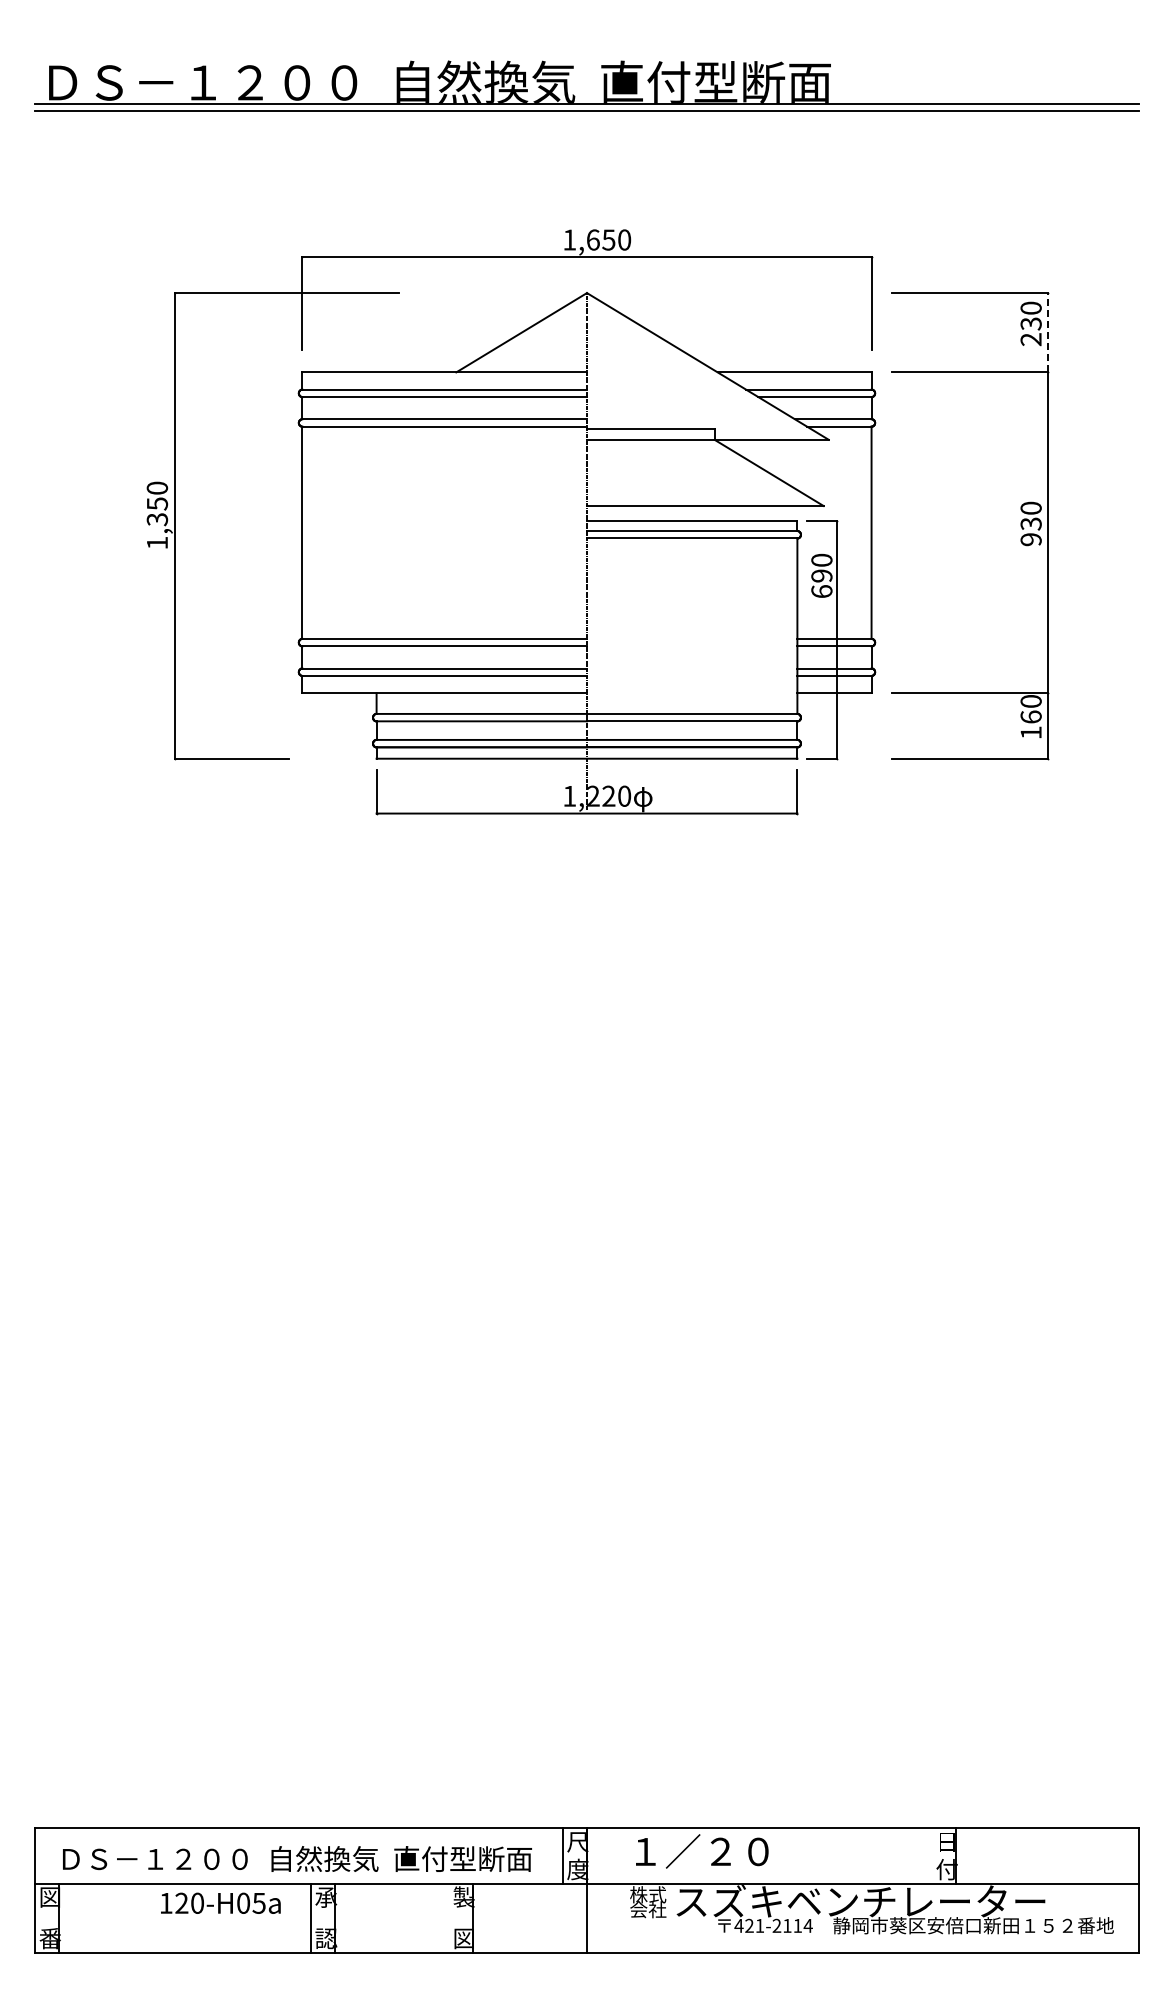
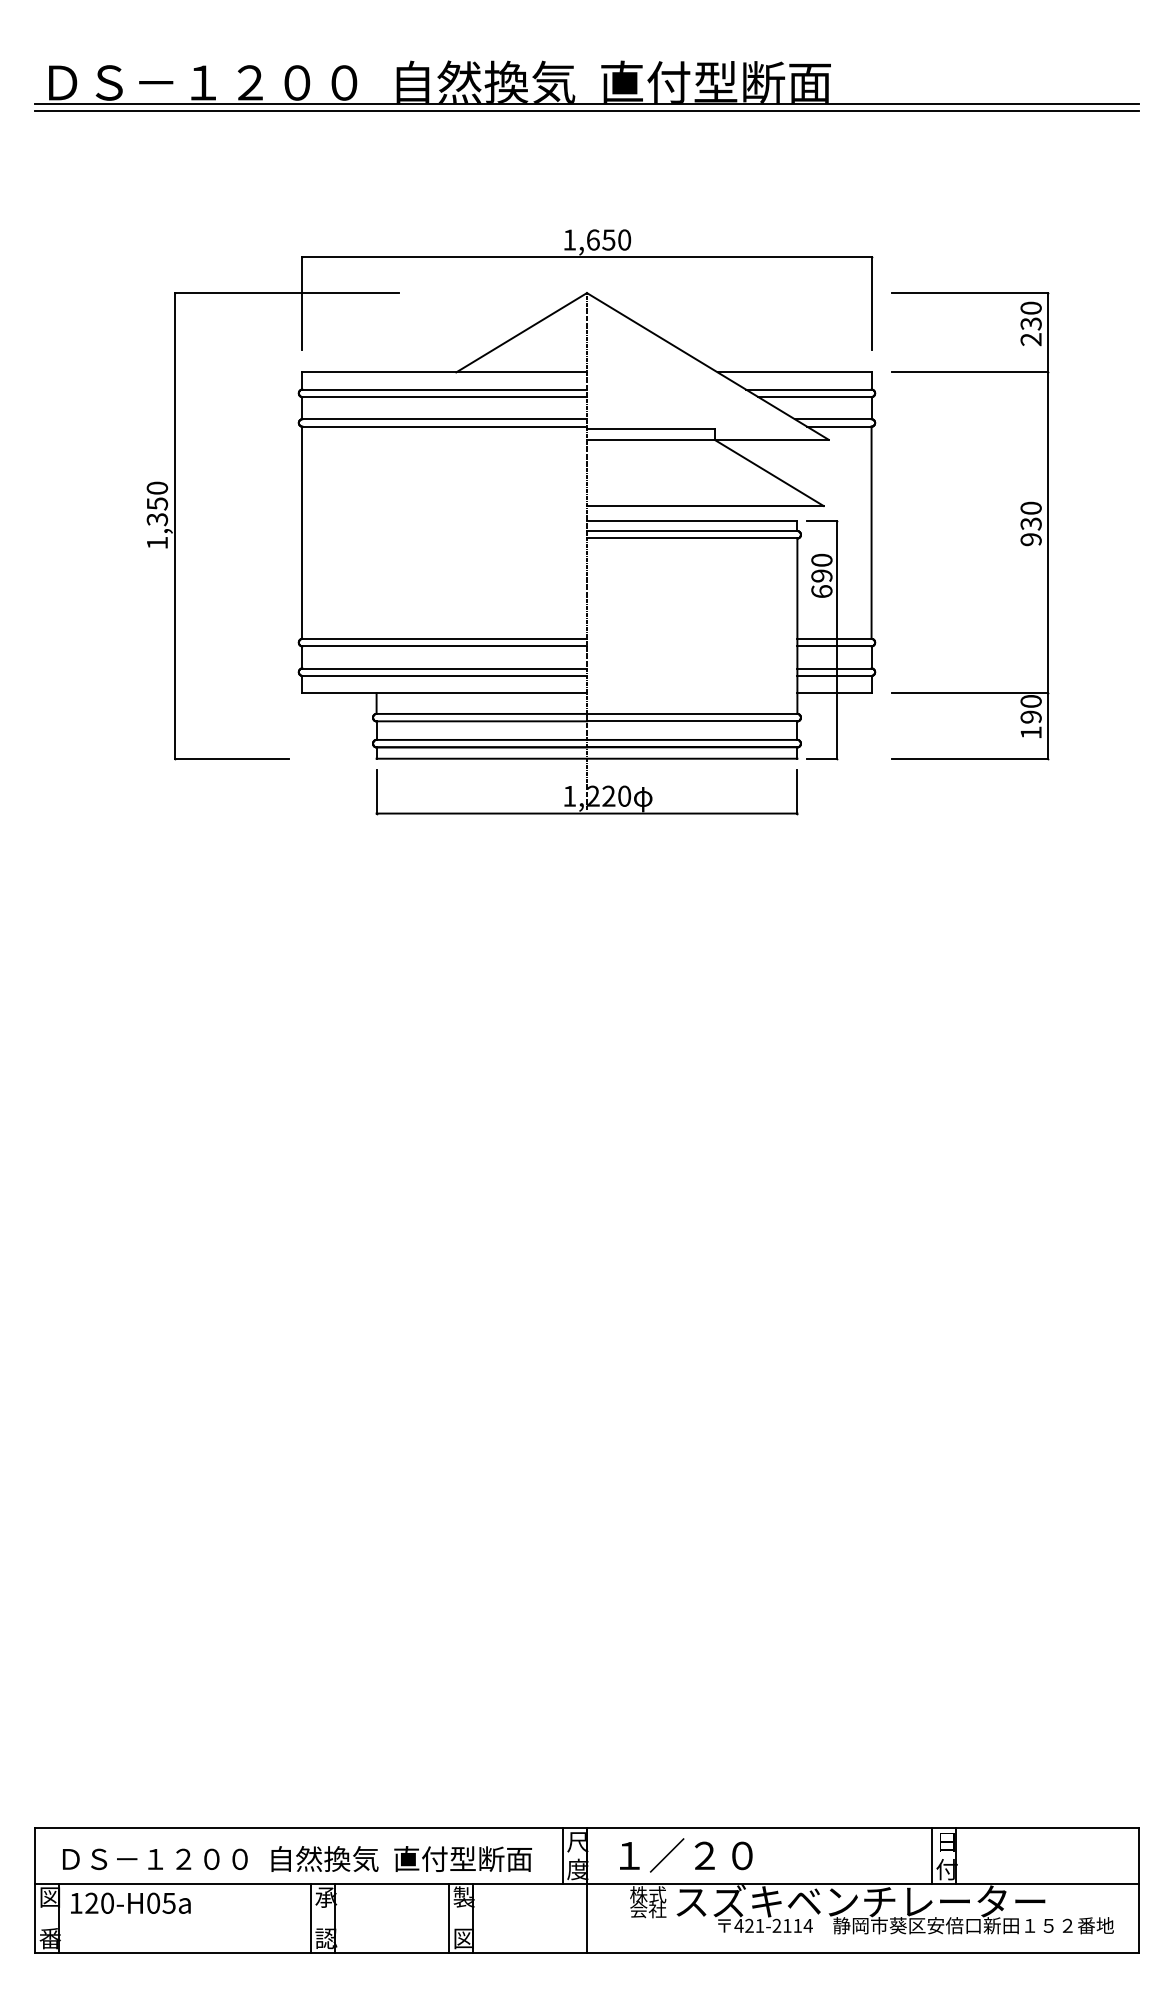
line: dashed -> solid (1048, 332)
text: 160 -> 190 (1030, 716)
text position: (702, 1851) -> (686, 1855) (686, 1855)
line: none -> present (931, 1855)
text position: (220, 1902) -> (130, 1902) (130, 1902)
line: none -> present (449, 1917)
